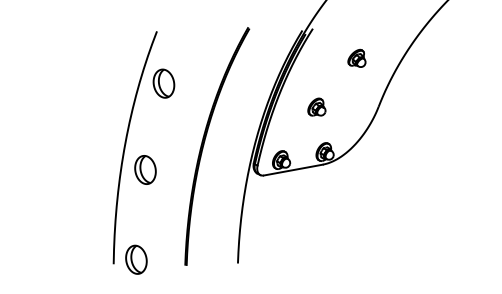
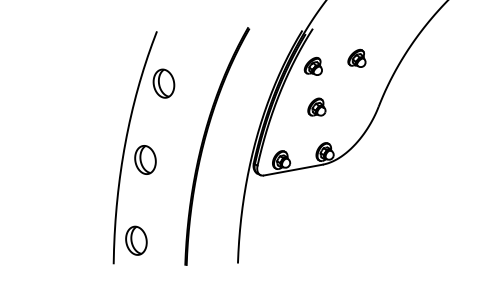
part: none -> present (312, 65)
part position: (145, 169) -> (145, 159) (145, 159)
part position: (136, 259) -> (136, 240) (136, 240)
